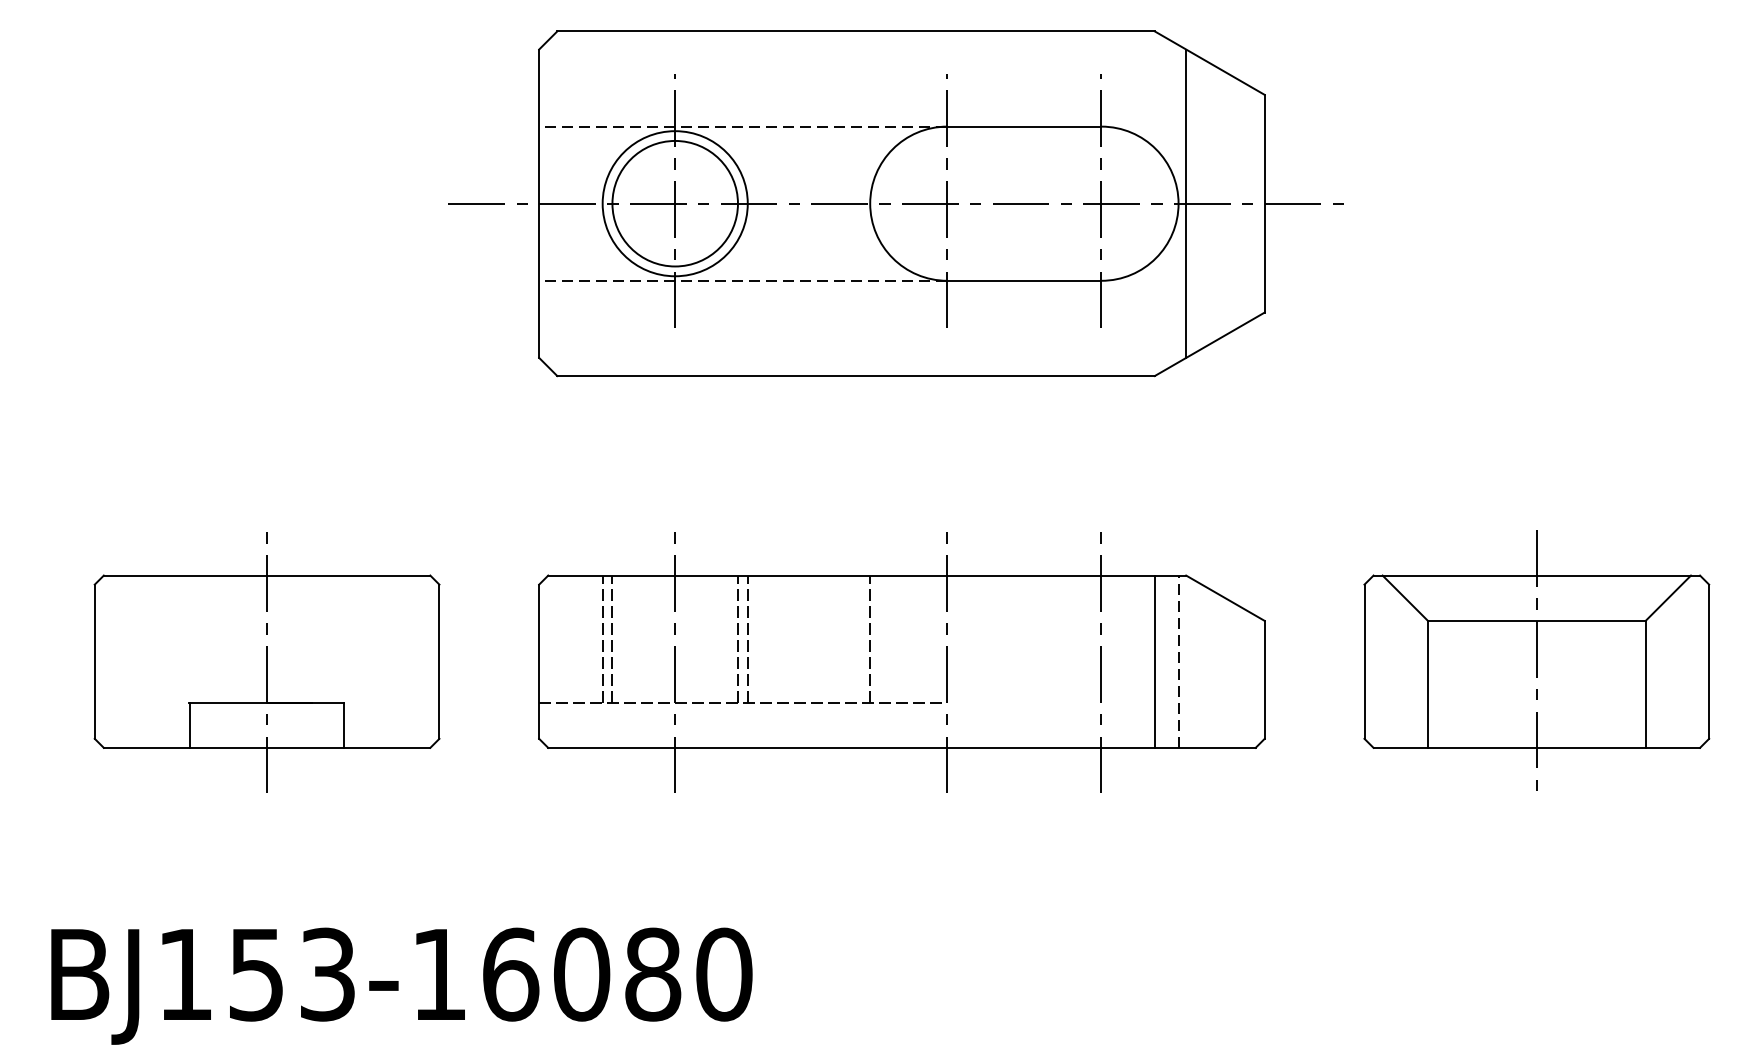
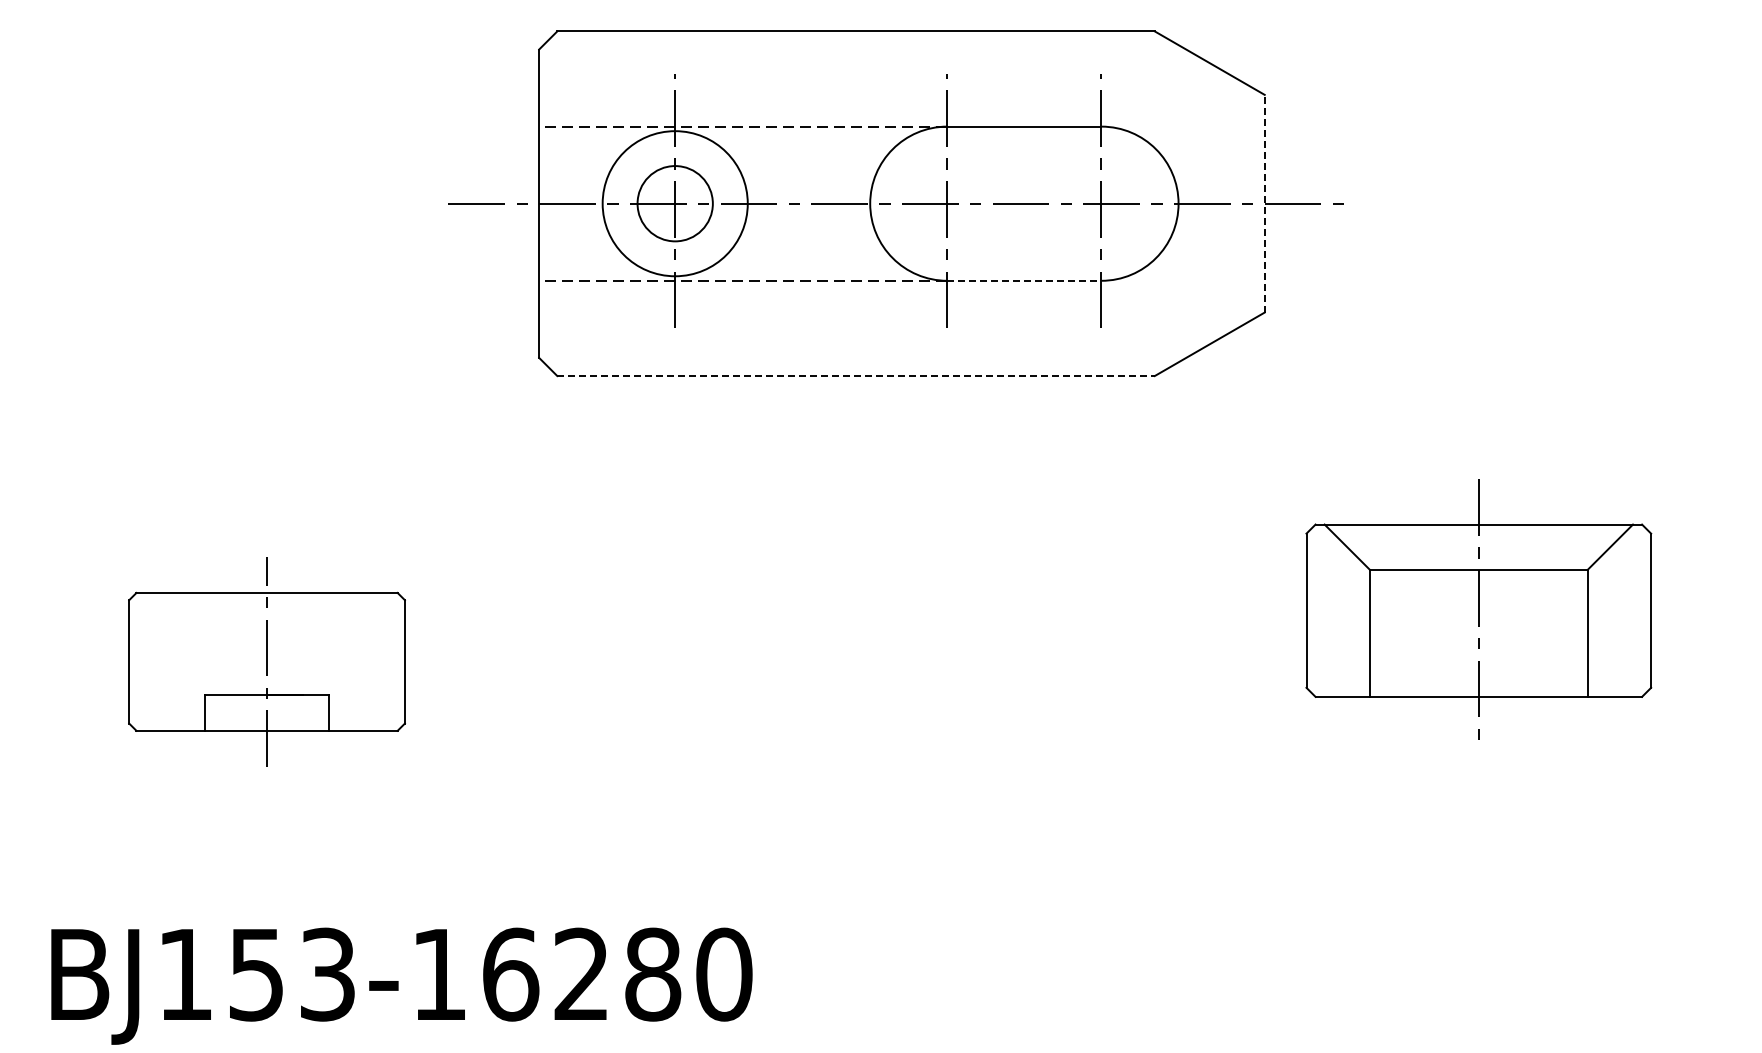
circle diameter: 126 px -> 75 px (674, 203)
line: present -> none (1186, 203)
line: solid -> dashed (1264, 203)
line: solid -> dashed (1024, 280)
line: solid -> dashed (856, 376)
part position: (1536, 660) -> (1478, 609) (1478, 609)
part size: 348x261 px -> 278x210 px (266, 661)
part: present -> none (901, 662)
text: BJ153-16080 -> BJ153-16280 (582, 974)
